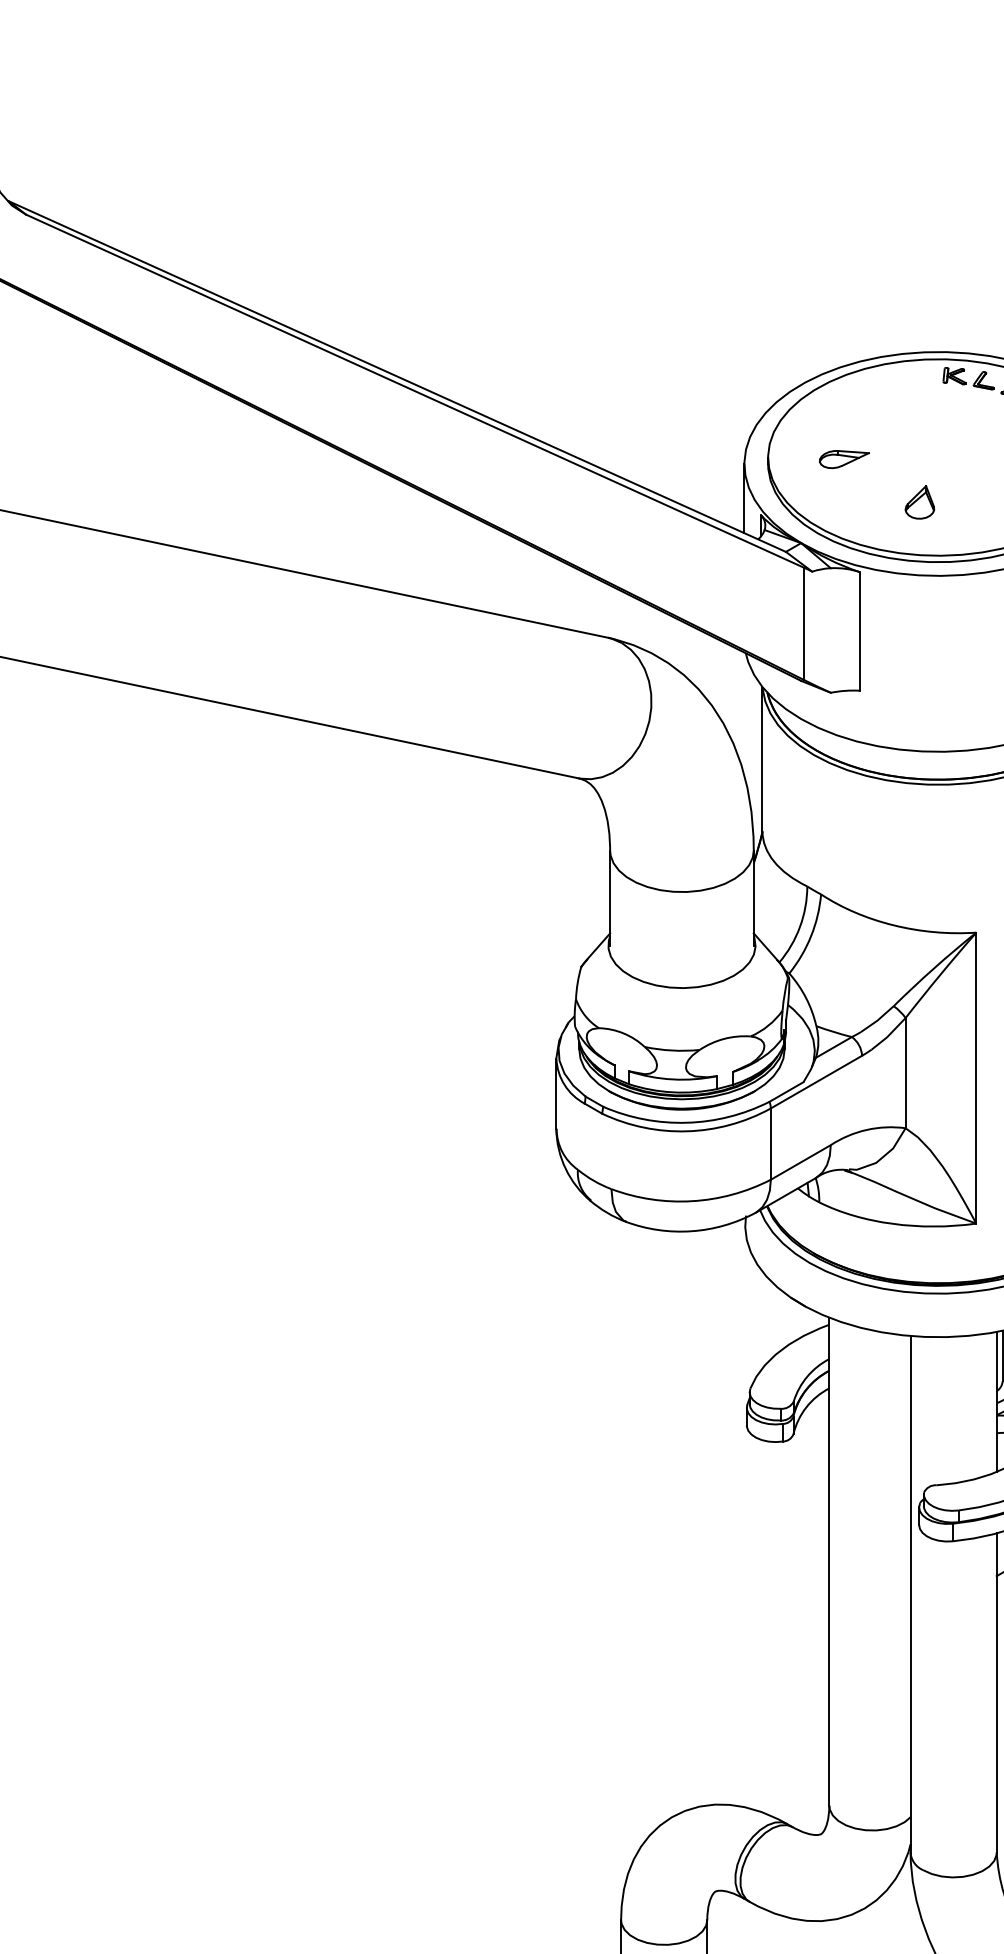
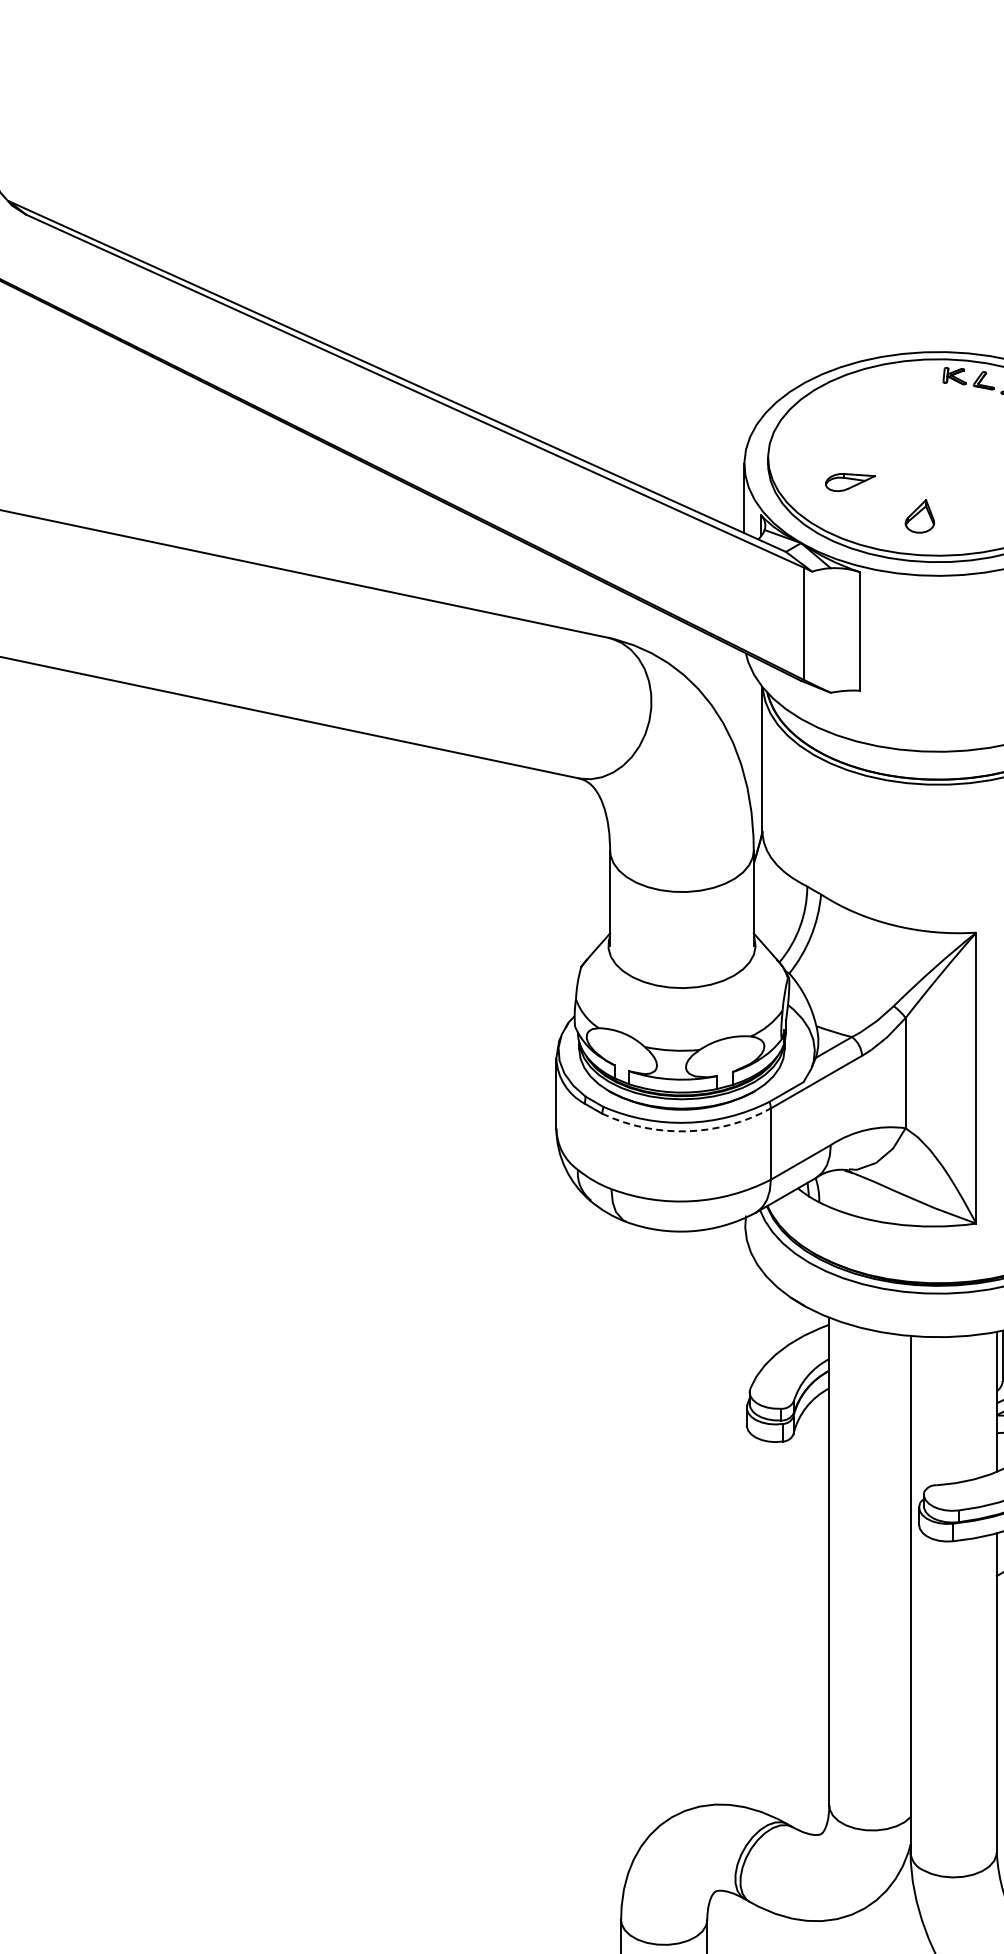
part position: (844, 459) -> (850, 482) (850, 482)
part position: (919, 502) -> (919, 516) (919, 516)
arc: solid -> dashed (687, 1131)
